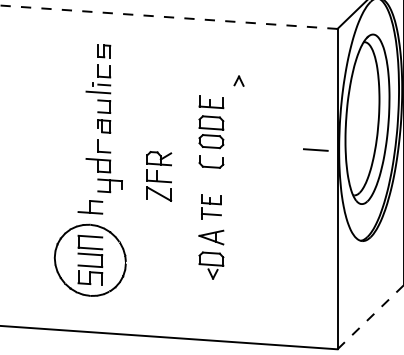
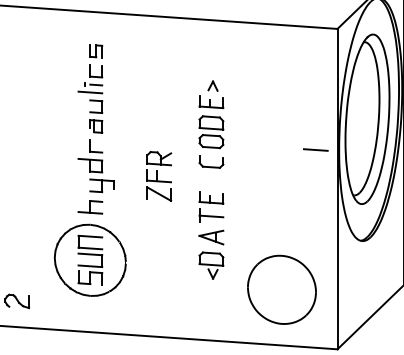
line: dashed -> solid (169, 17)
part position: (238, 80) -> (212, 85) (212, 85)
part position: (103, 118) -> (95, 118) (95, 118)
part size: 21x26 px -> 27x32 px (211, 206)
part: none -> present (281, 289)
part: none -> present (17, 301)
line: dashed -> solid (370, 317)
